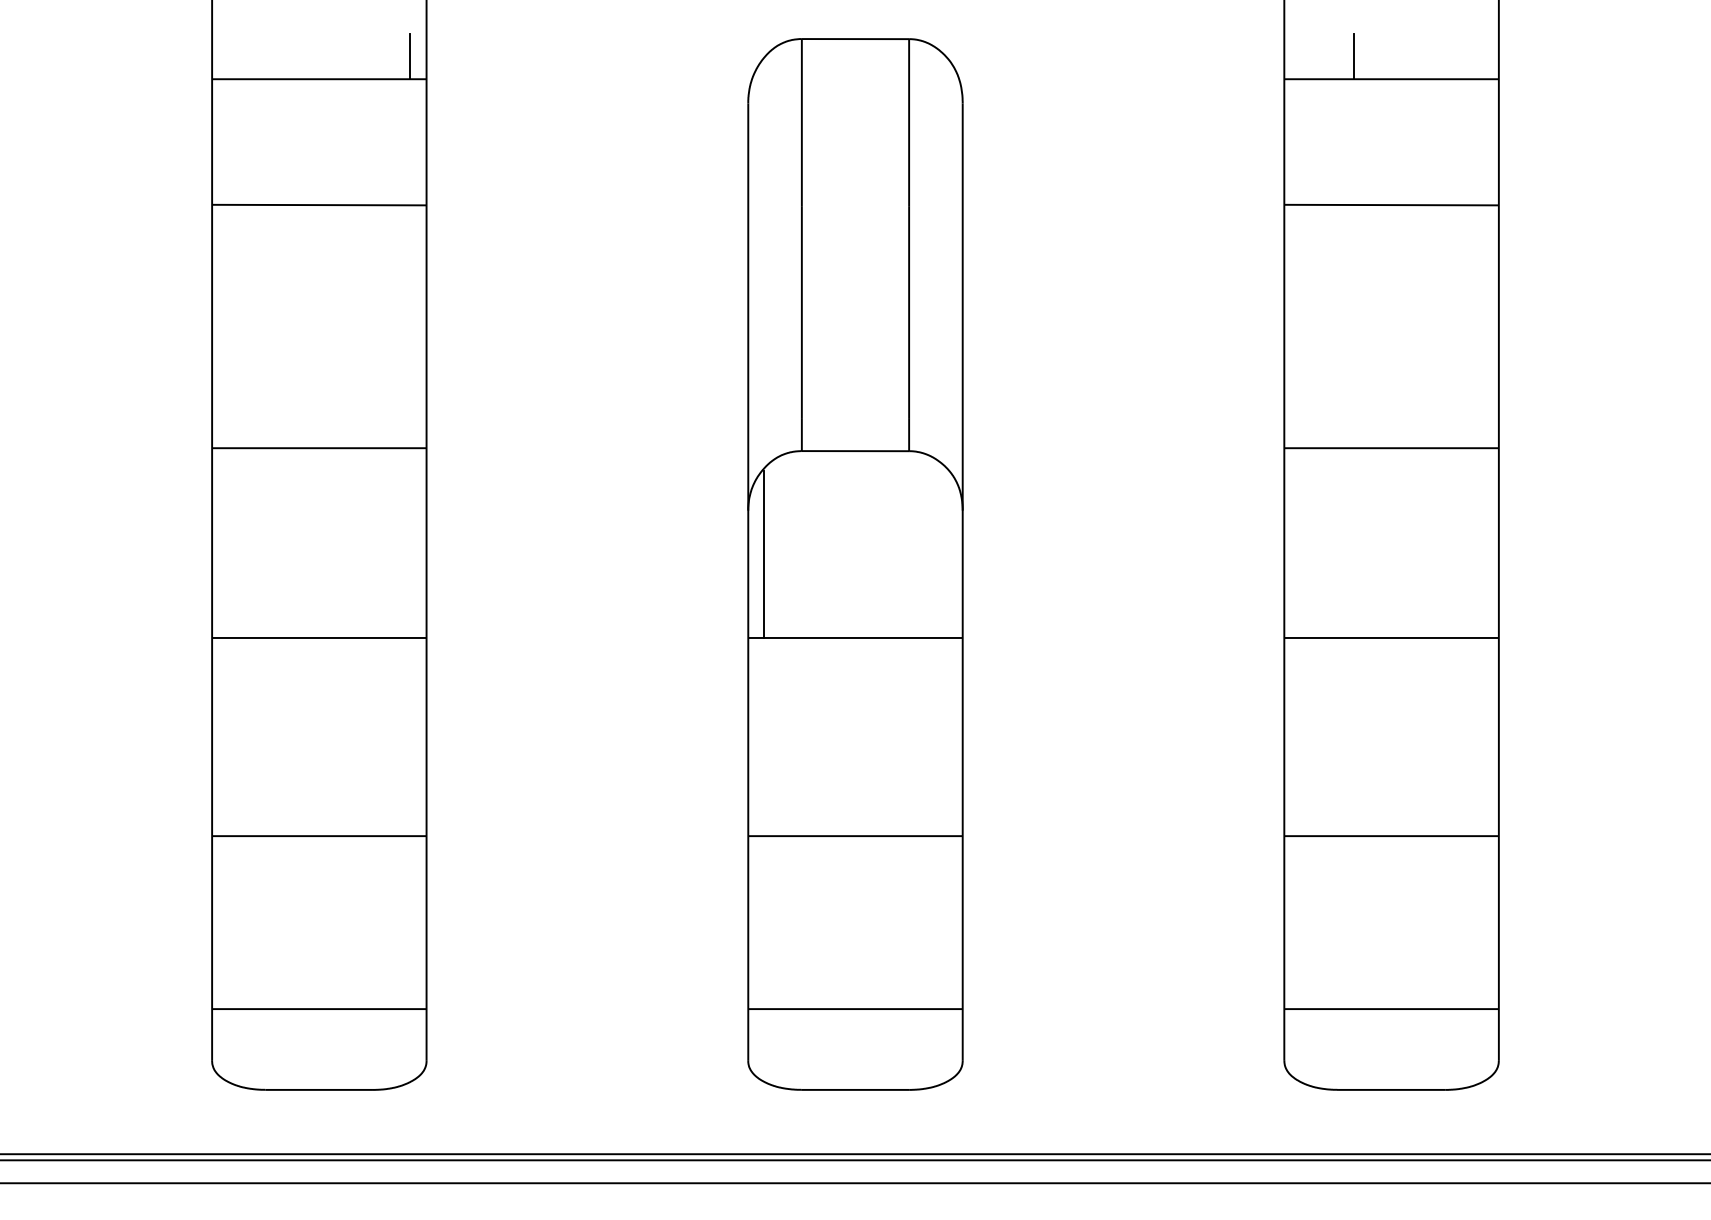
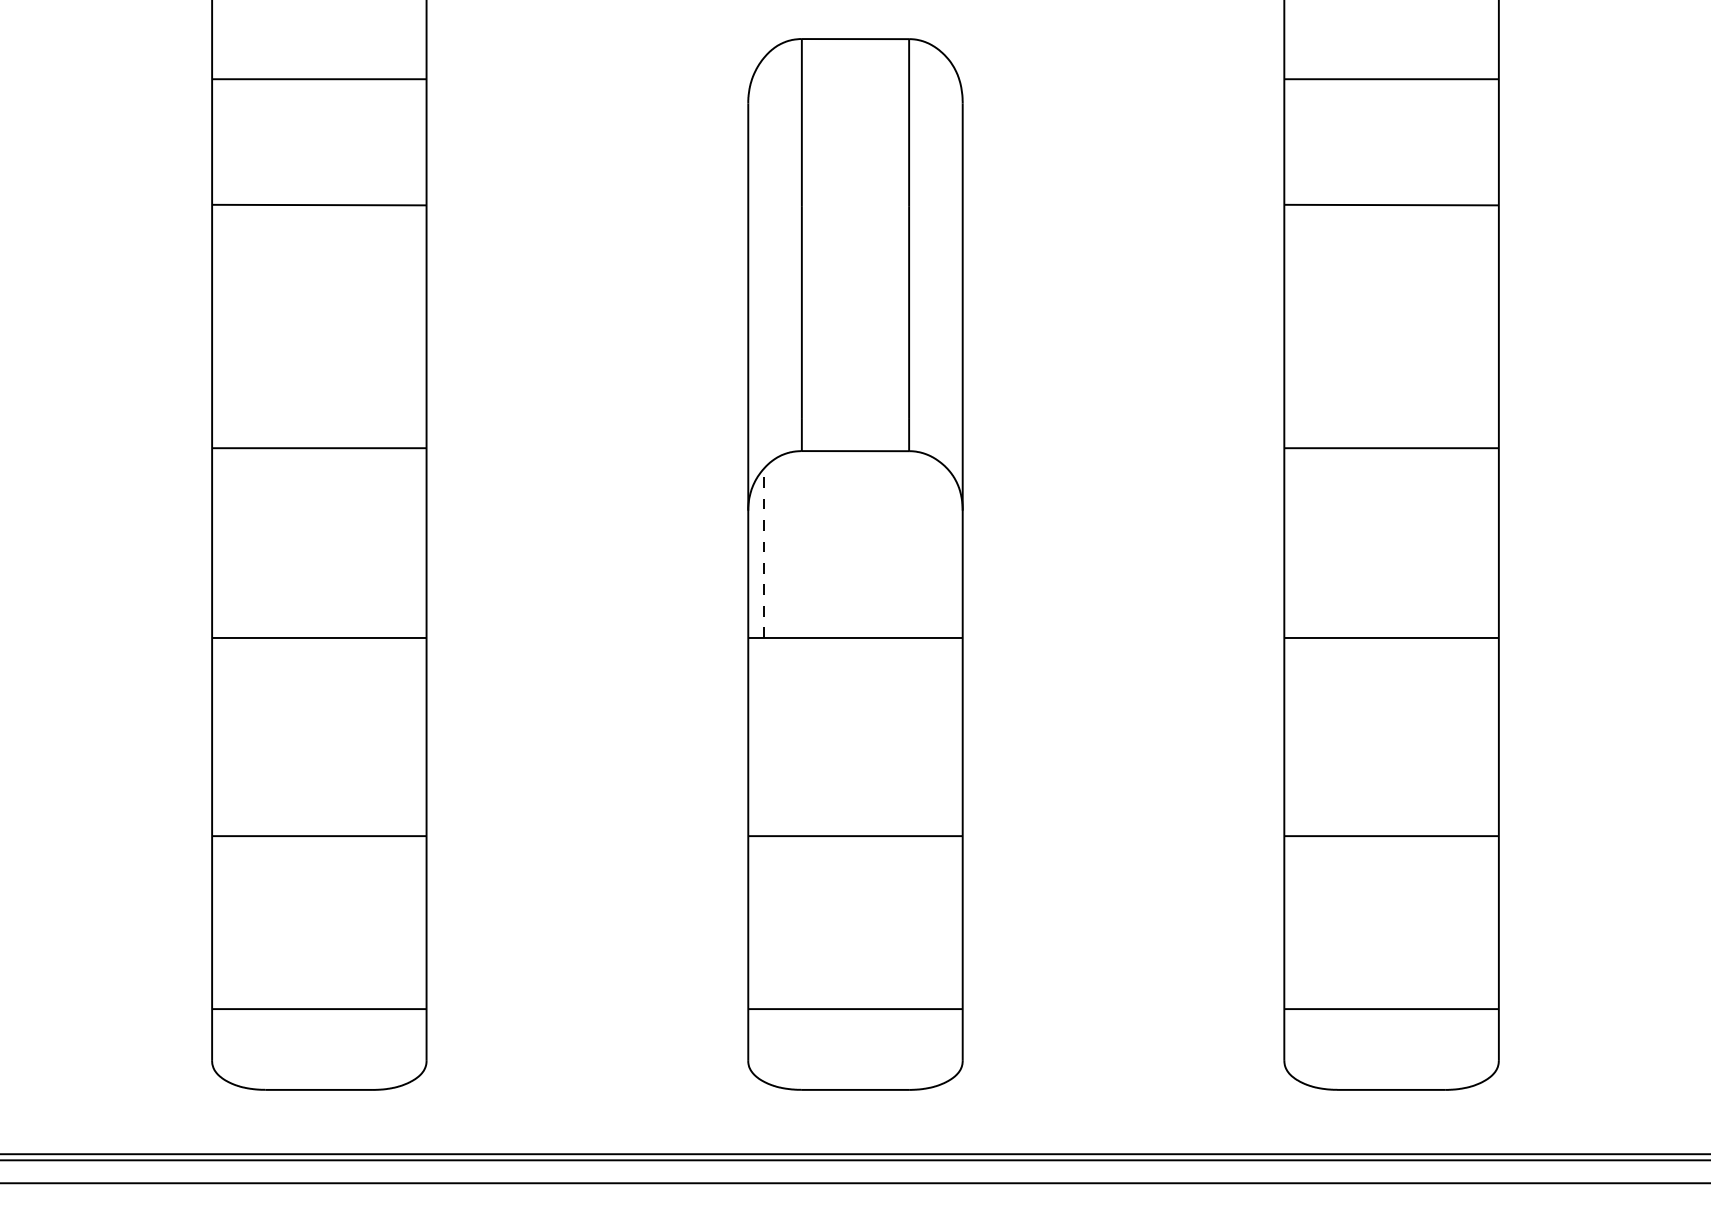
line: present -> none (410, 56)
line: present -> none (1354, 56)
line: solid -> dashed (764, 554)
